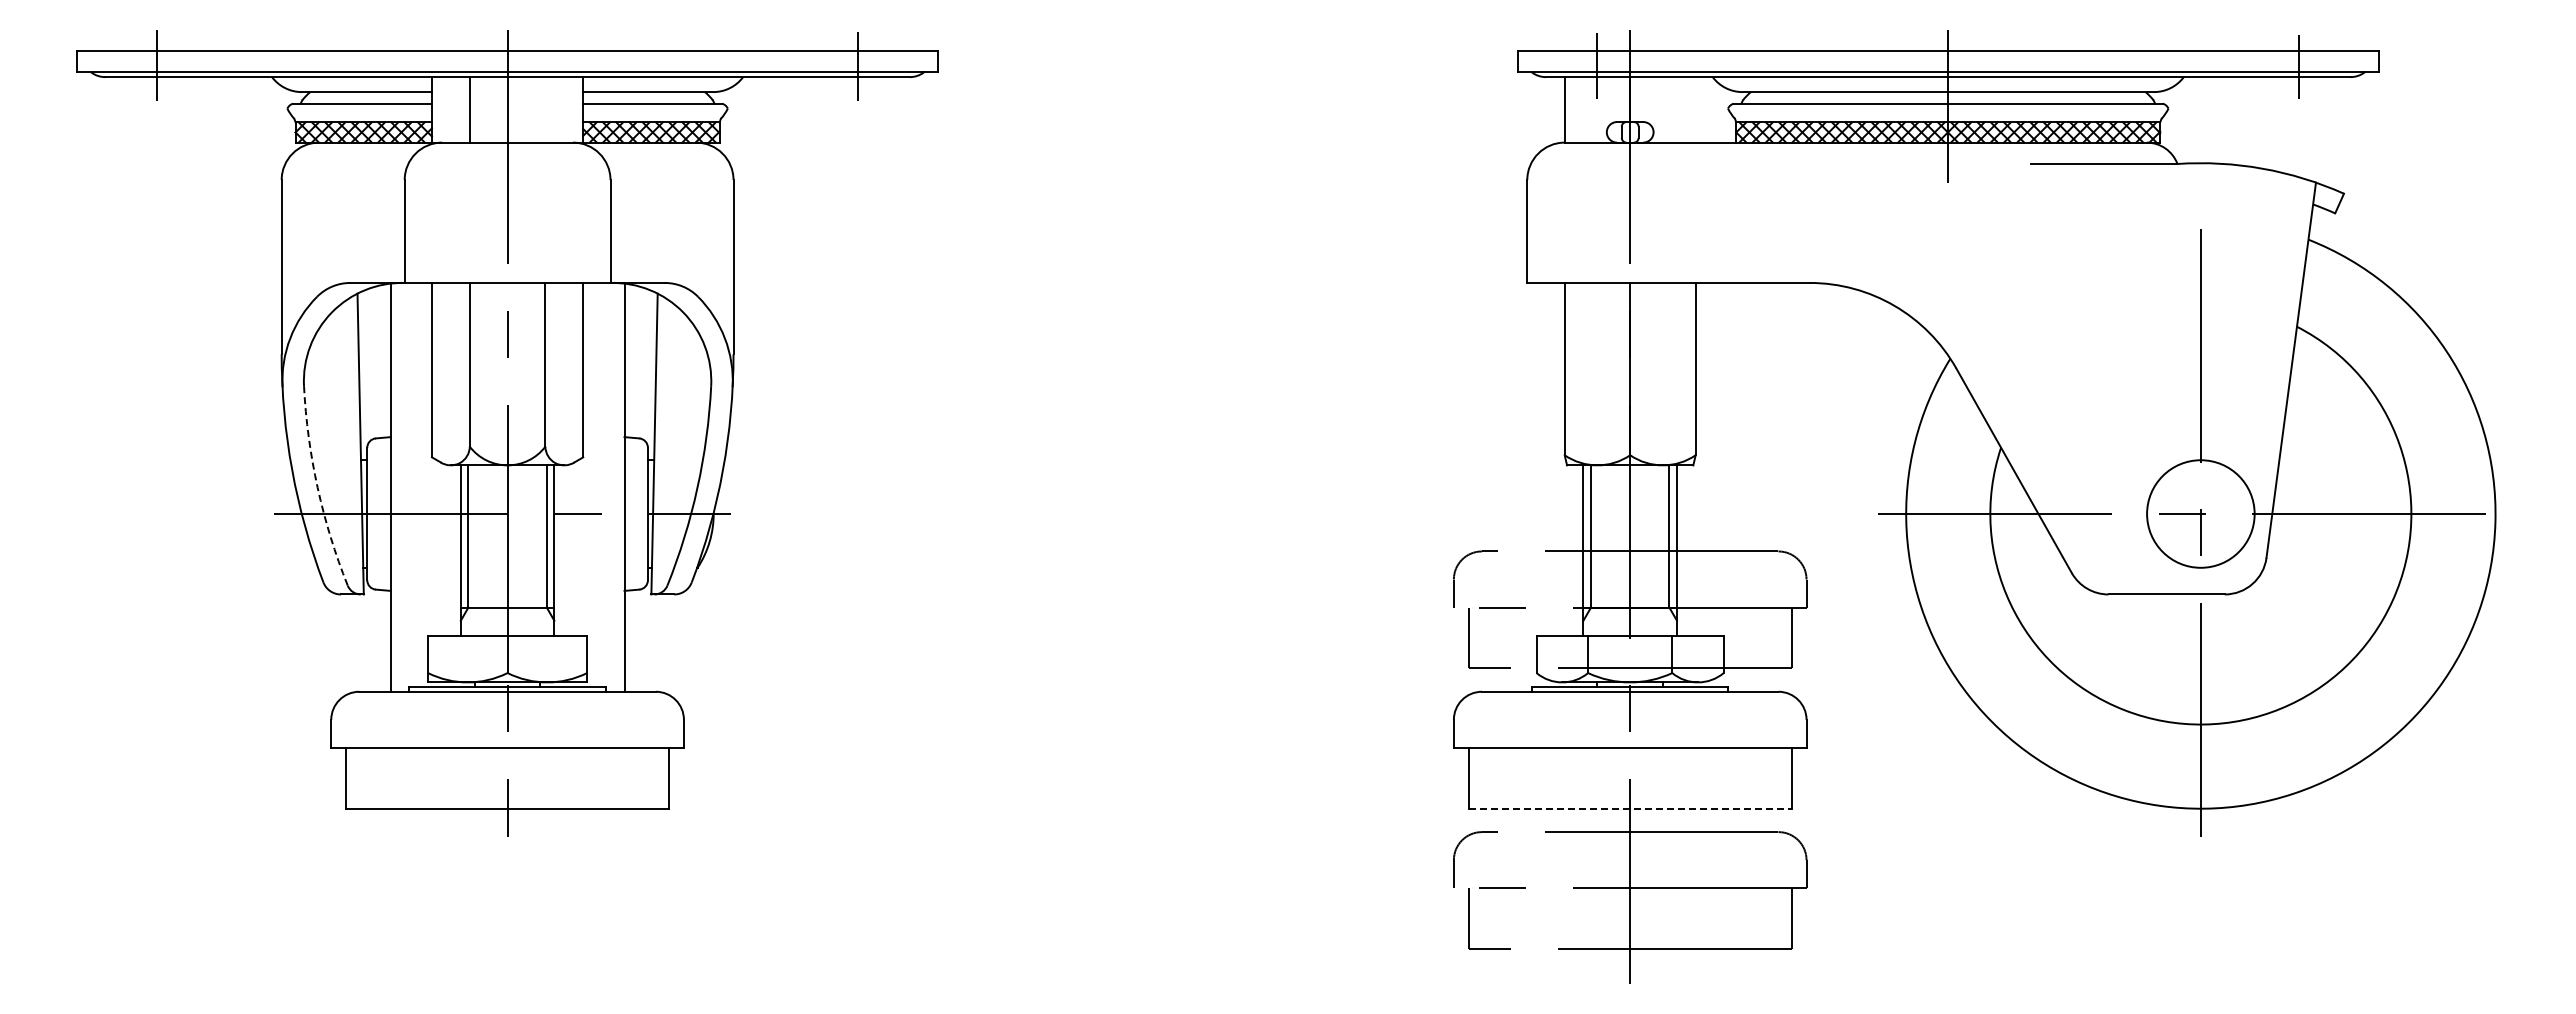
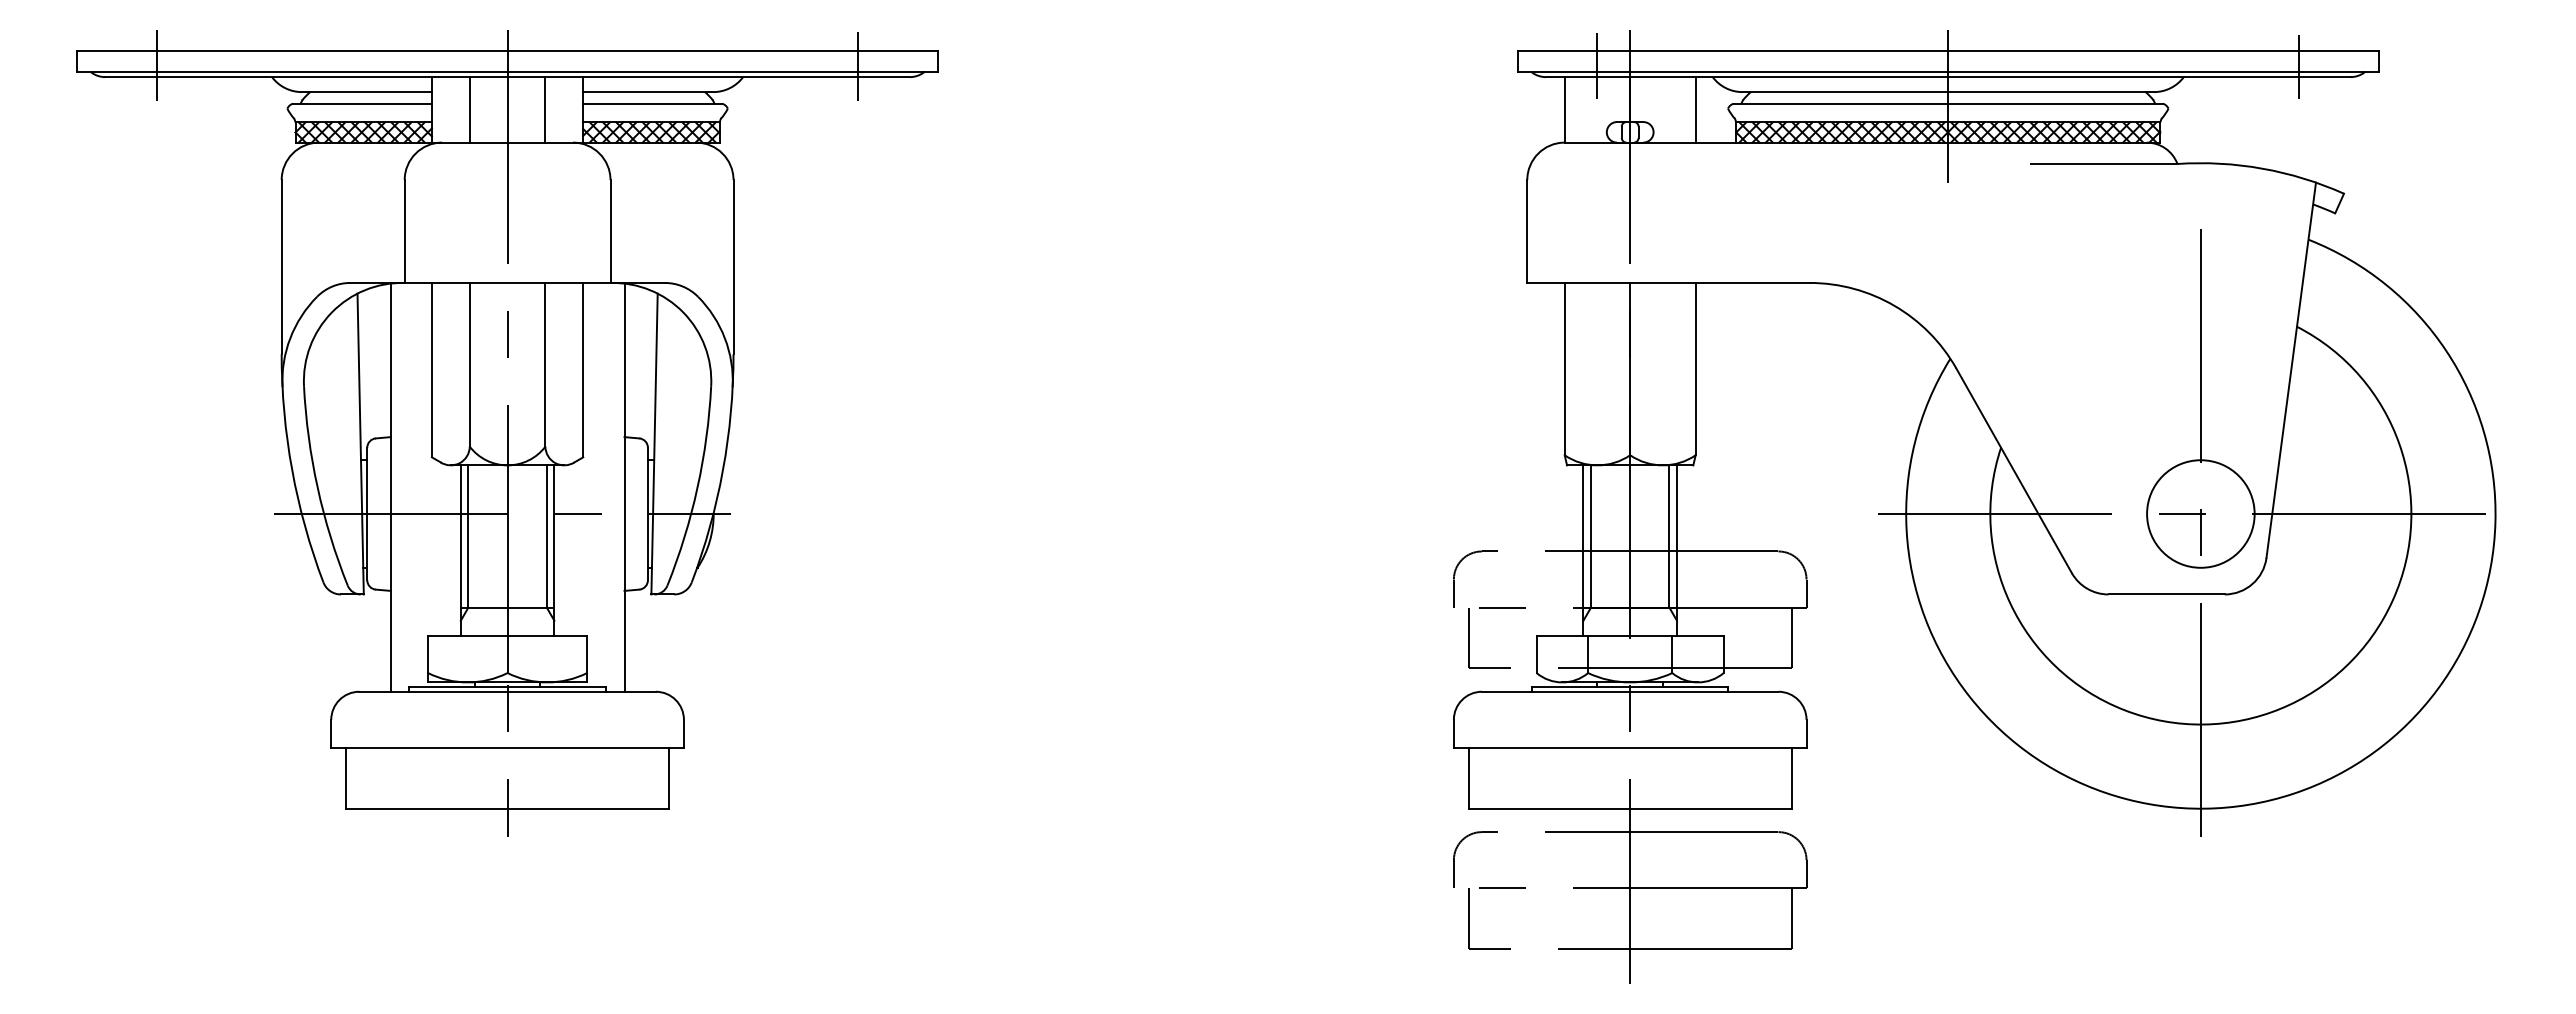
line: none -> present (545, 109)
line: none -> present (1695, 109)
arc: dashed -> solid (317, 487)
line: dashed -> solid (1630, 808)
